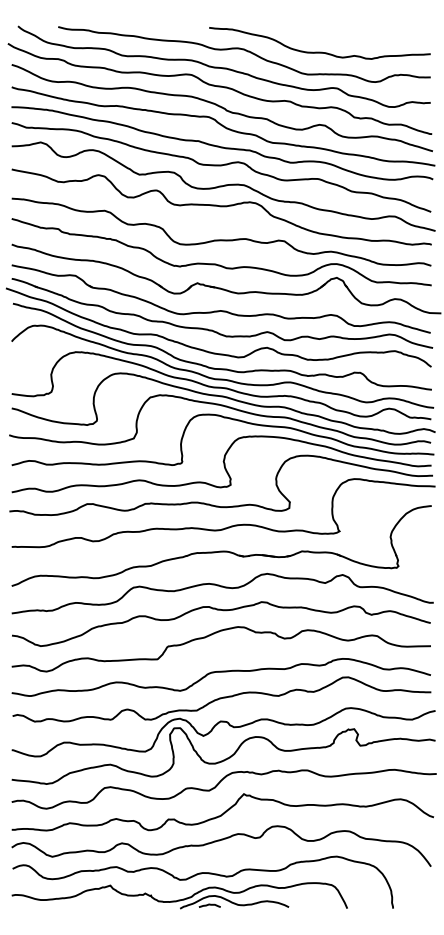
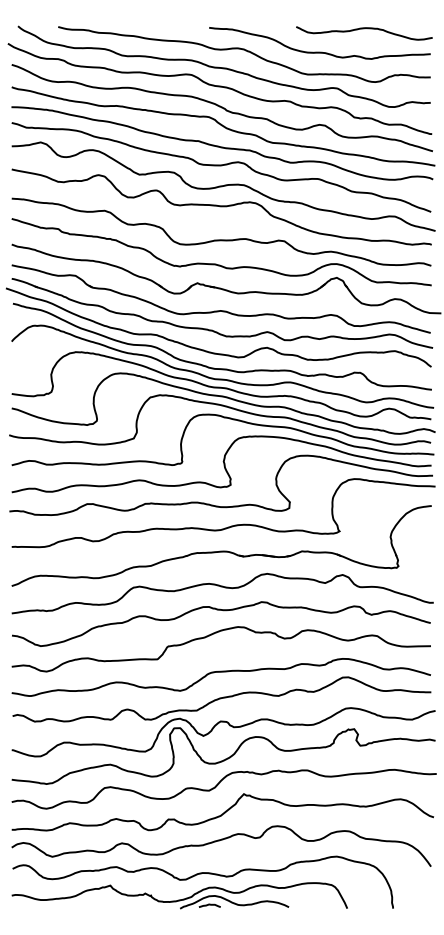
curve: none -> present (364, 29)
